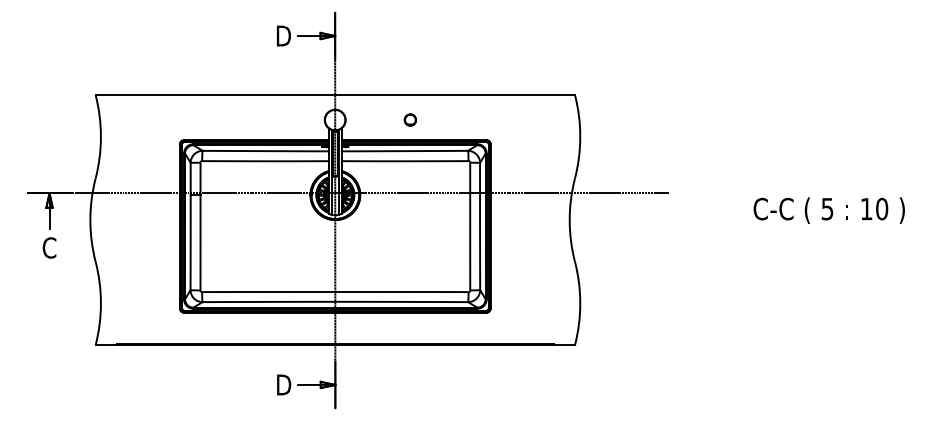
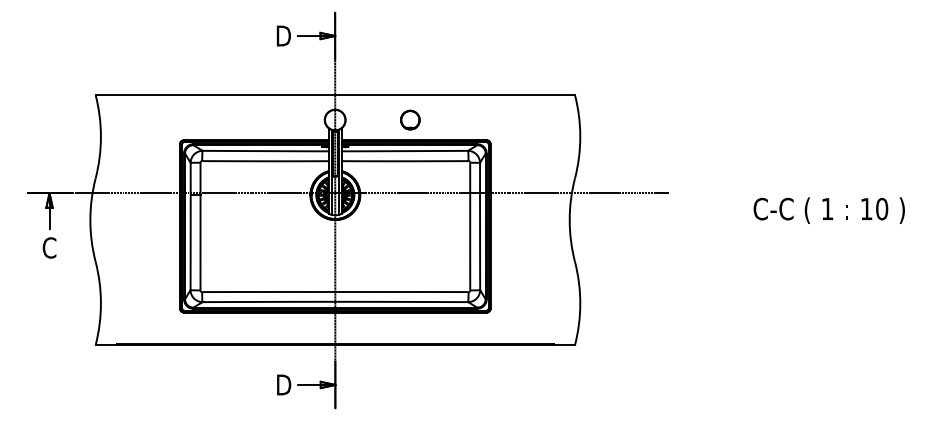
part size: 14x14 px -> 21x22 px (410, 119)
text: 5 -> 1 (827, 209)
